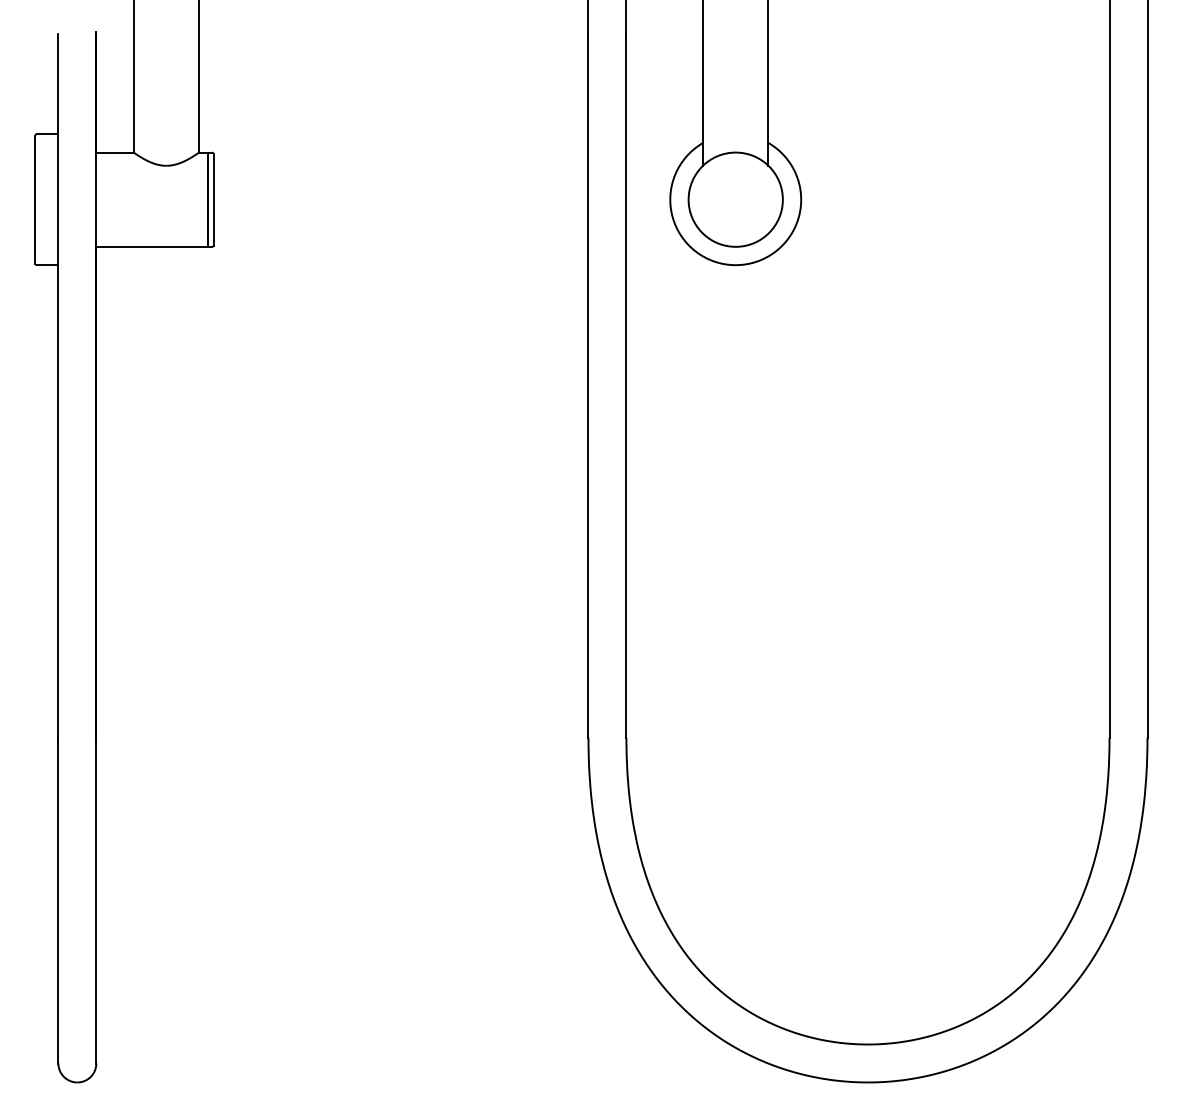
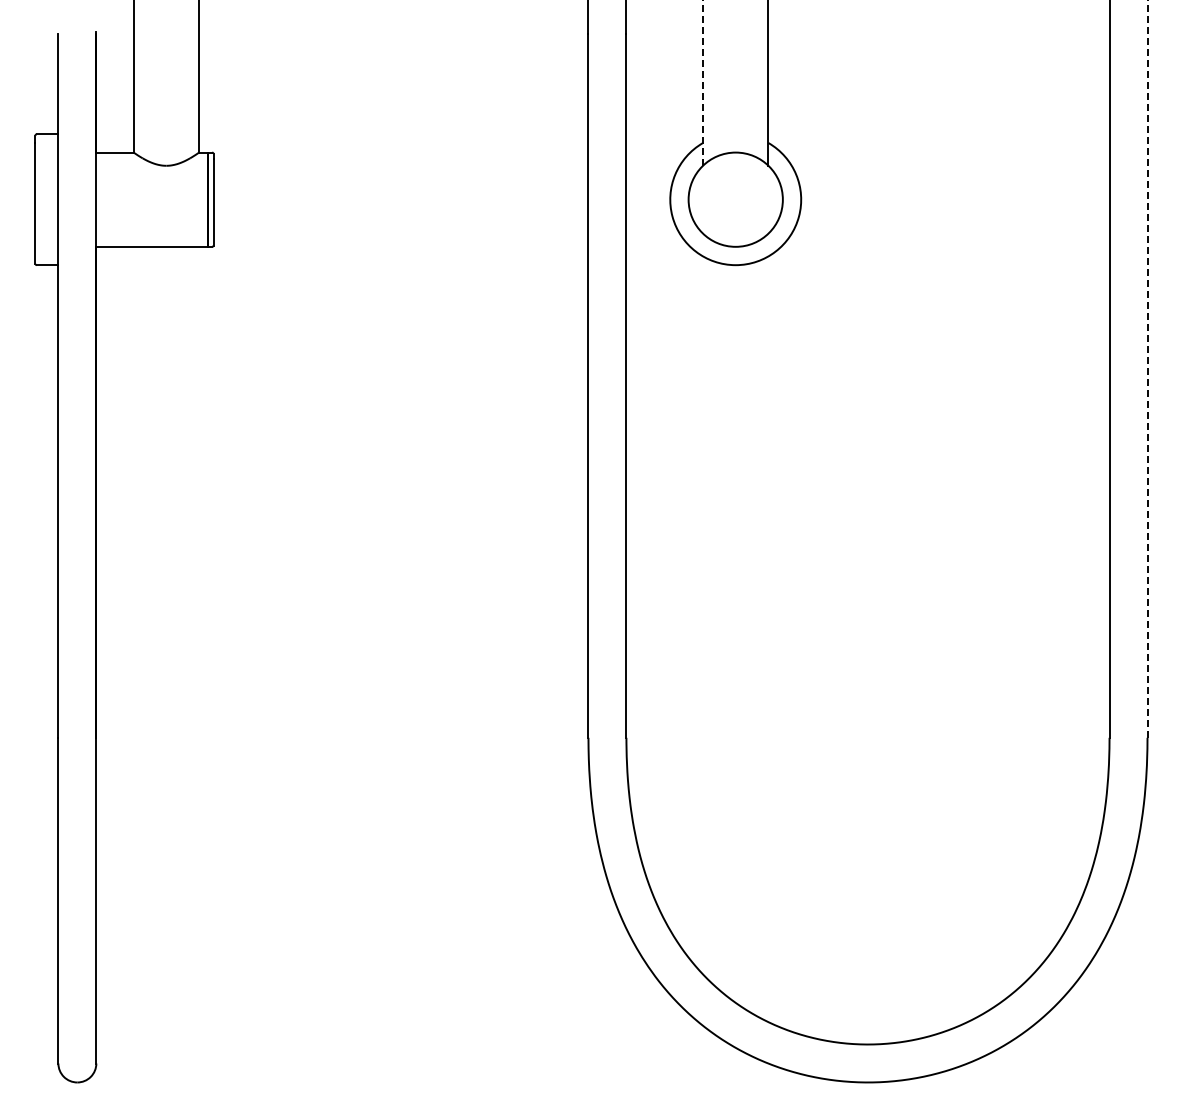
line: solid -> dashed (703, 82)
line: solid -> dashed (1147, 369)
